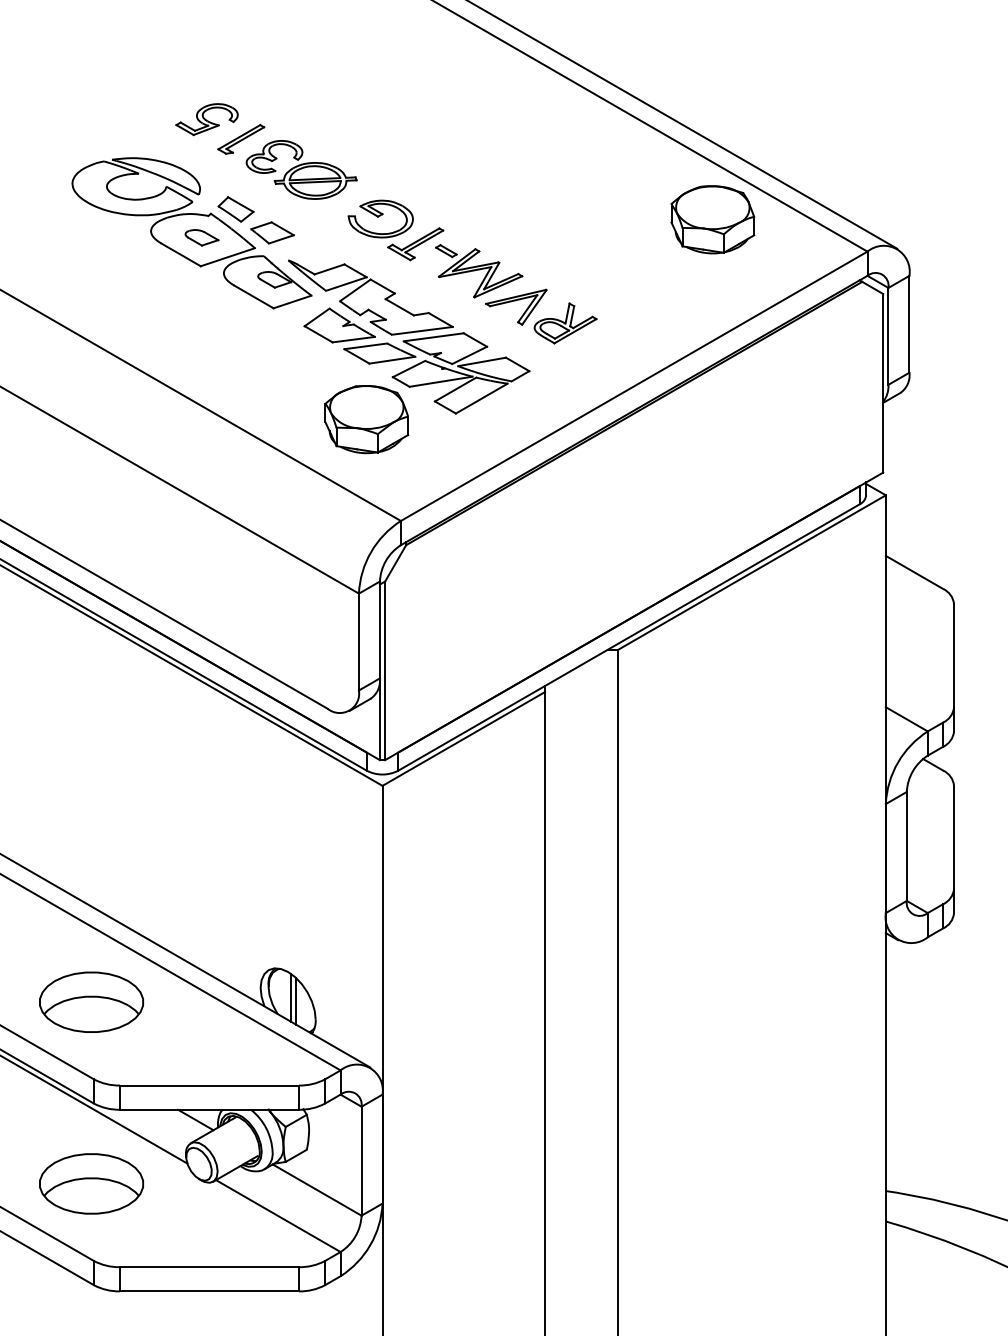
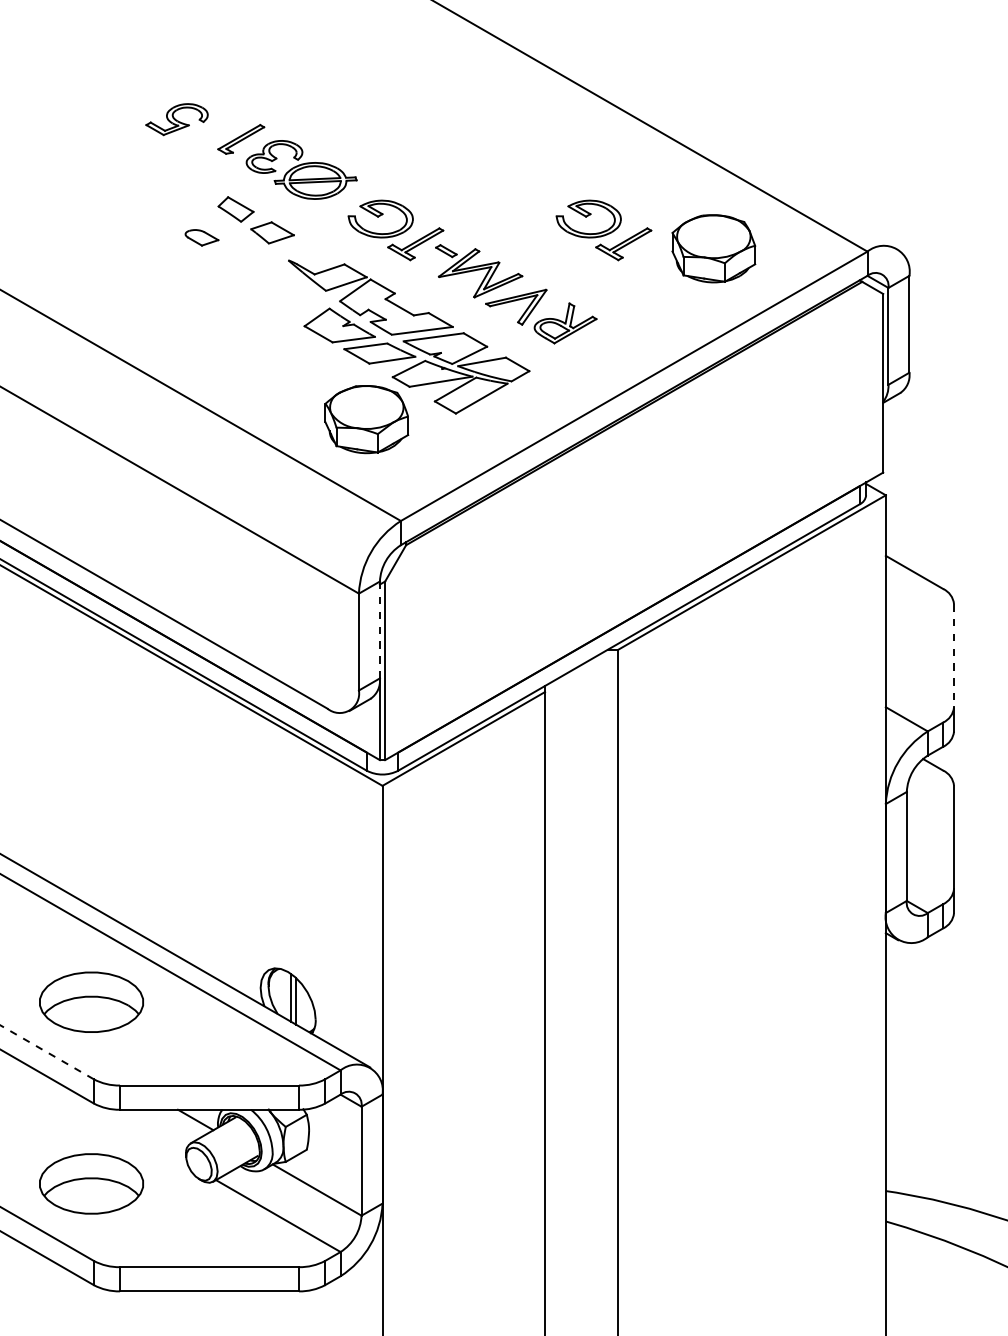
part position: (206, 119) -> (176, 119) (176, 119)
line: present -> none (683, 125)
part position: (712, 219) -> (713, 248) (713, 248)
part: none -> present (603, 230)
part: present -> none (191, 233)
line: solid -> dashed (379, 629)
line: solid -> dashed (954, 655)
line: solid -> dashed (47, 1052)
line: present -> none (94, 1110)
